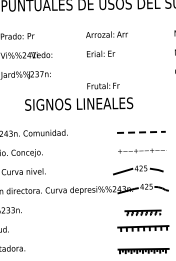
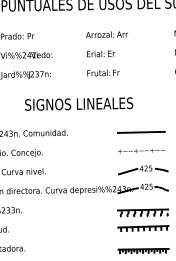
text position: (103, 85) -> (103, 72) (103, 72)
line: dashed -> solid (141, 132)
part position: (138, 170) -> (143, 170) (143, 170)
part size: 38x8 px -> 52x10 px (142, 212)
